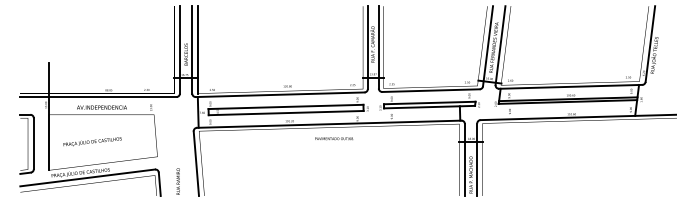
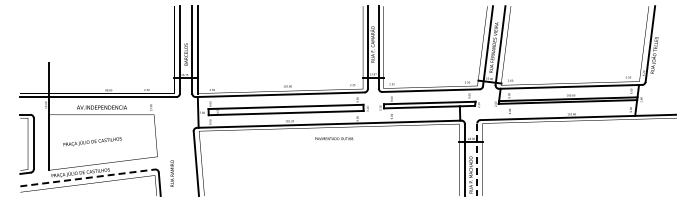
line: solid -> dashed (477, 160)
line: solid -> dashed (87, 177)
text position: (177, 181) -> (171, 173) (171, 173)
